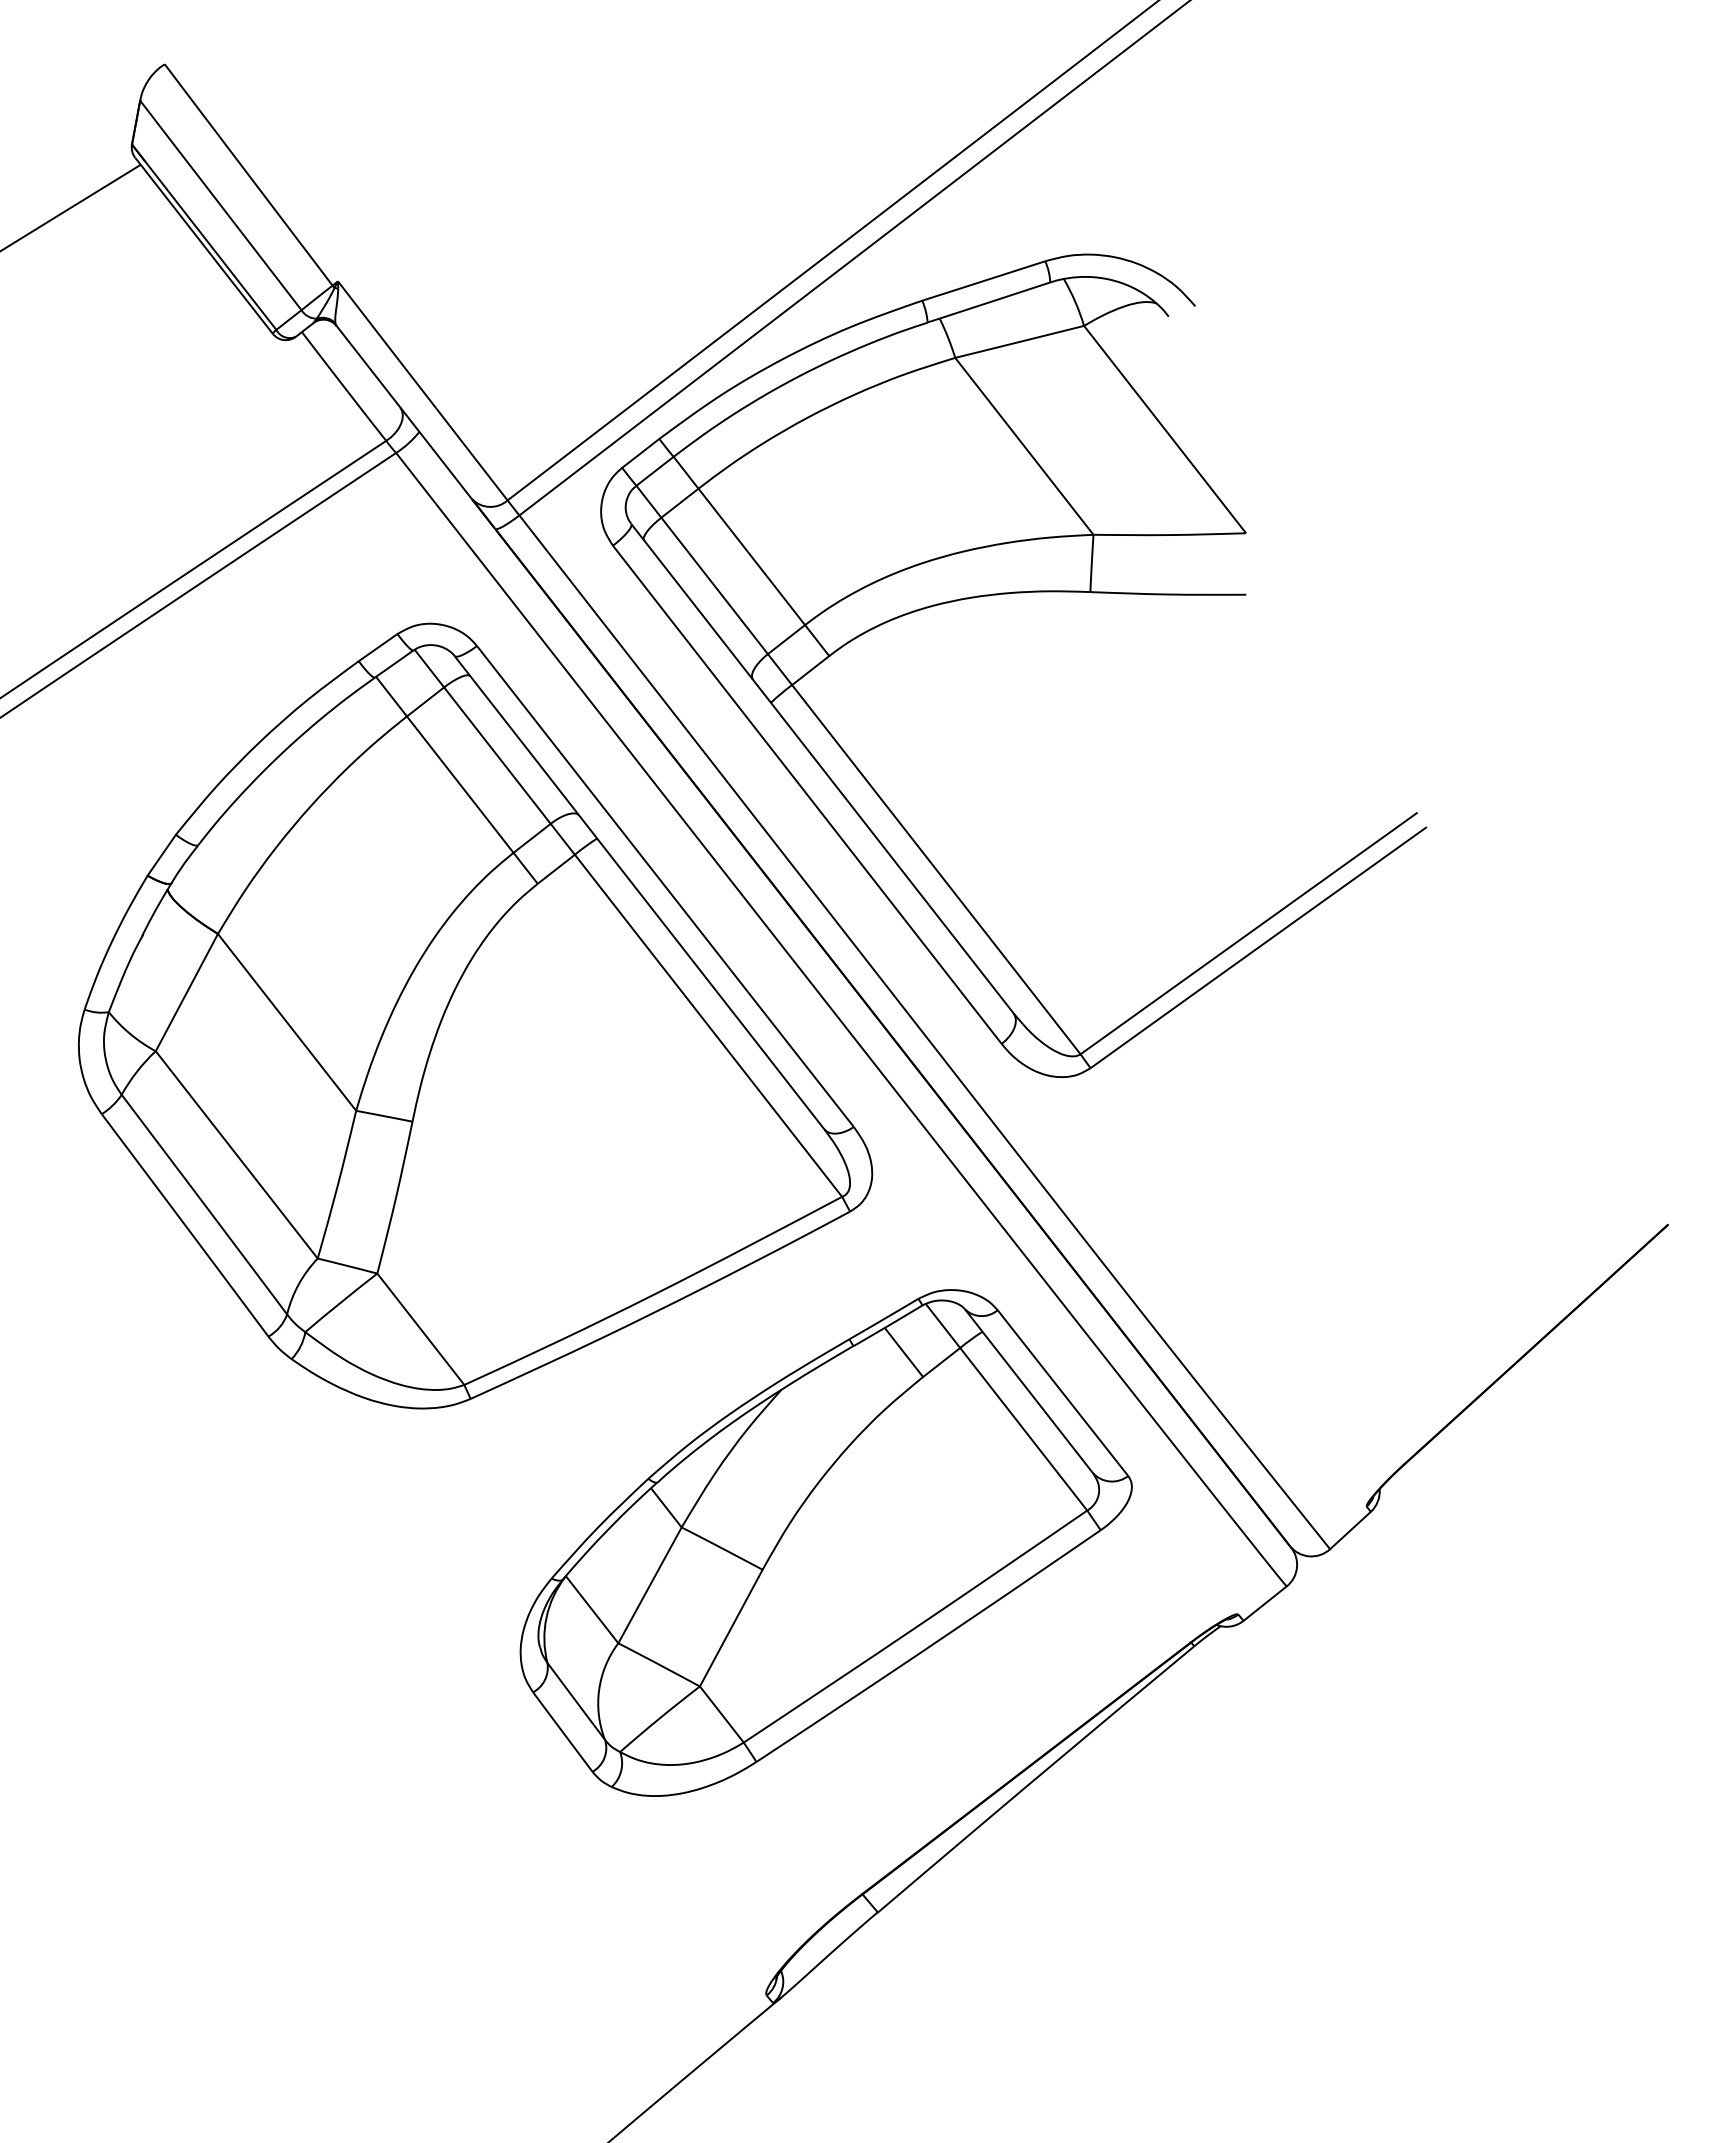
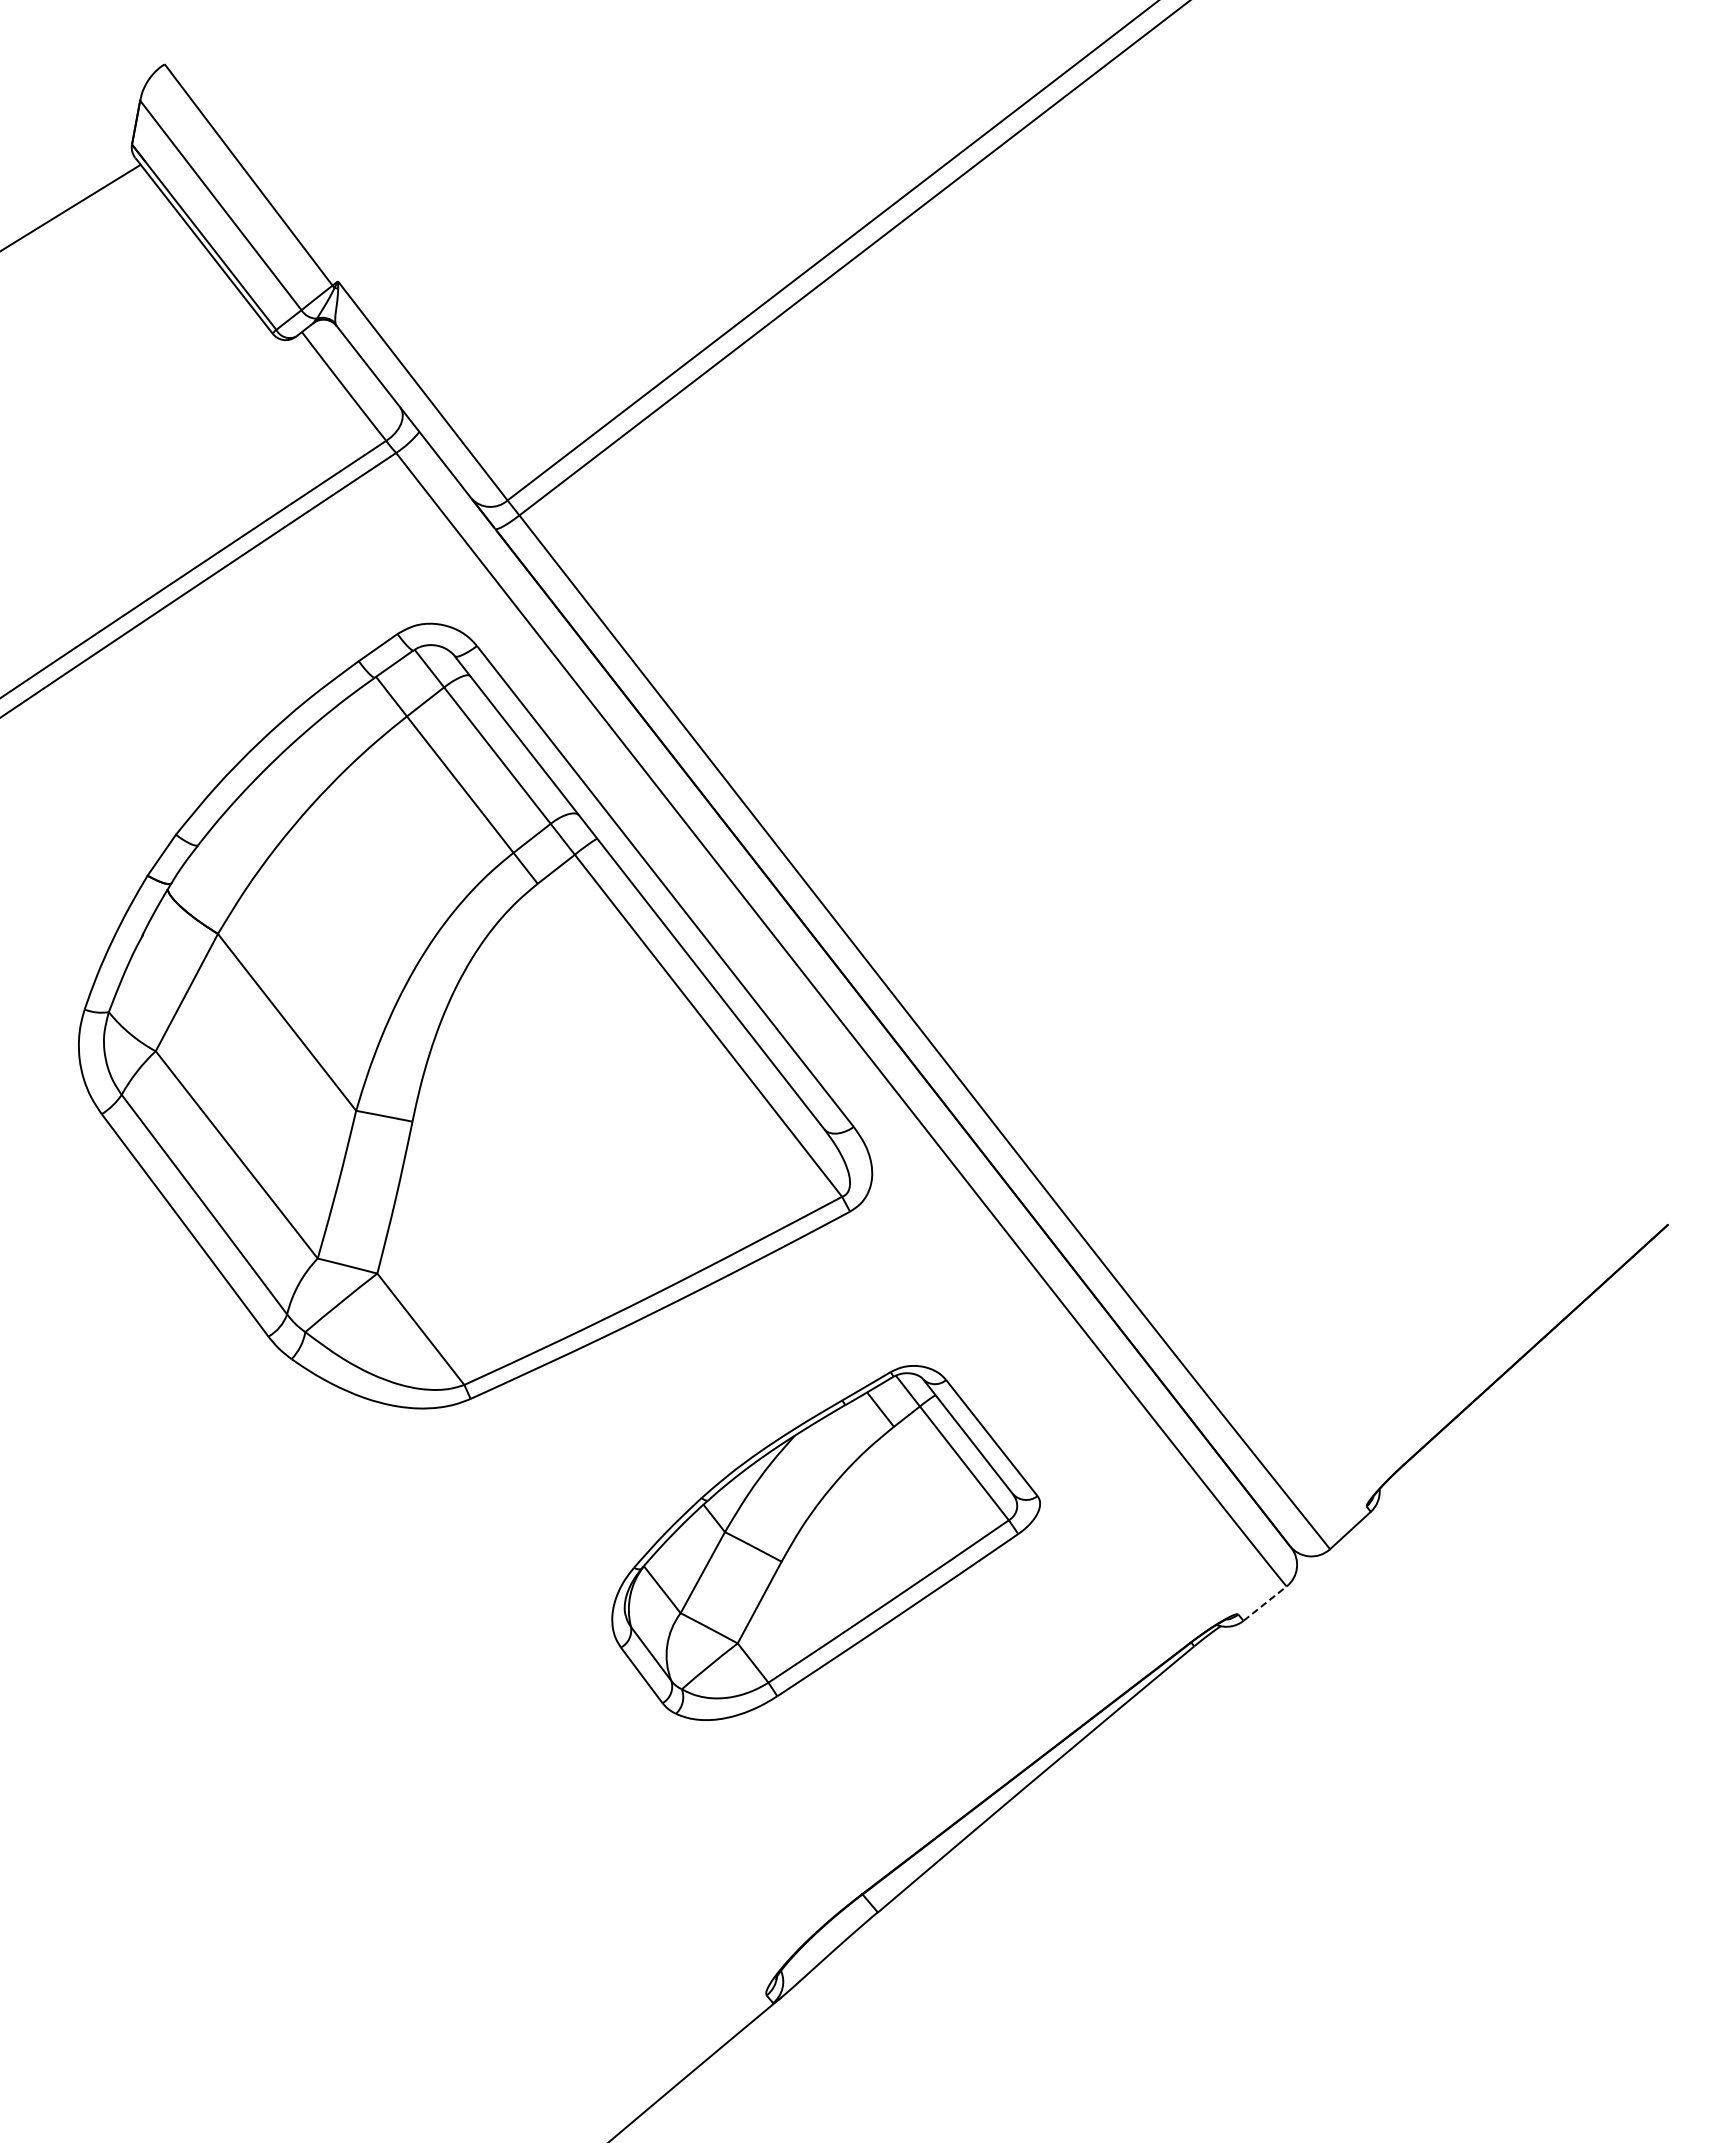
part: present -> none (1008, 594)
part size: 614x508 px -> 430x356 px (825, 1542)
line: solid -> dashed (1265, 1603)
